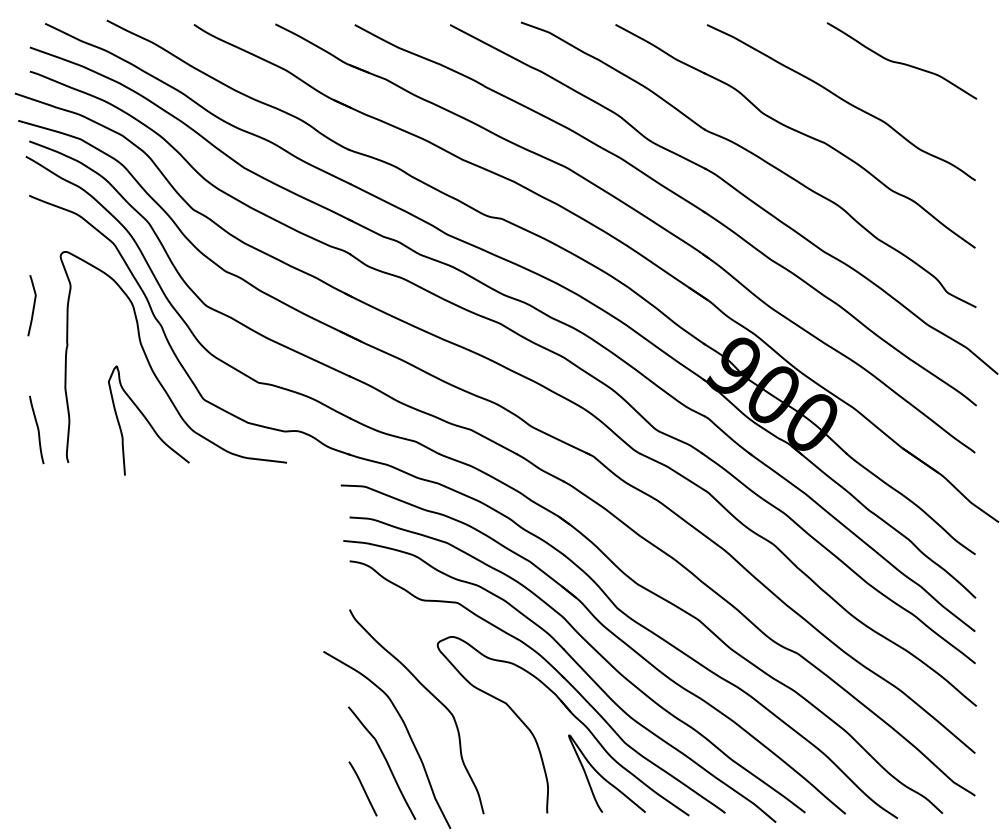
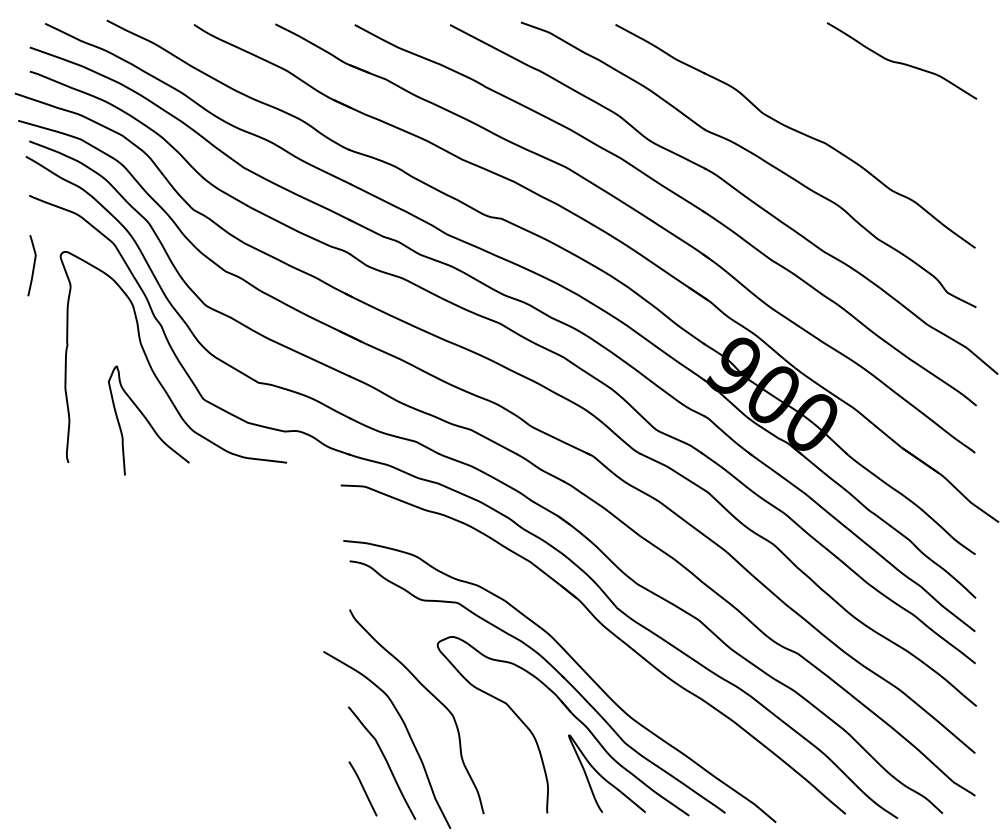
curve: present -> none (841, 100)
curve position: (33, 305) -> (33, 265) (33, 265)
curve: present -> none (37, 429)
part: present -> none (592, 648)
